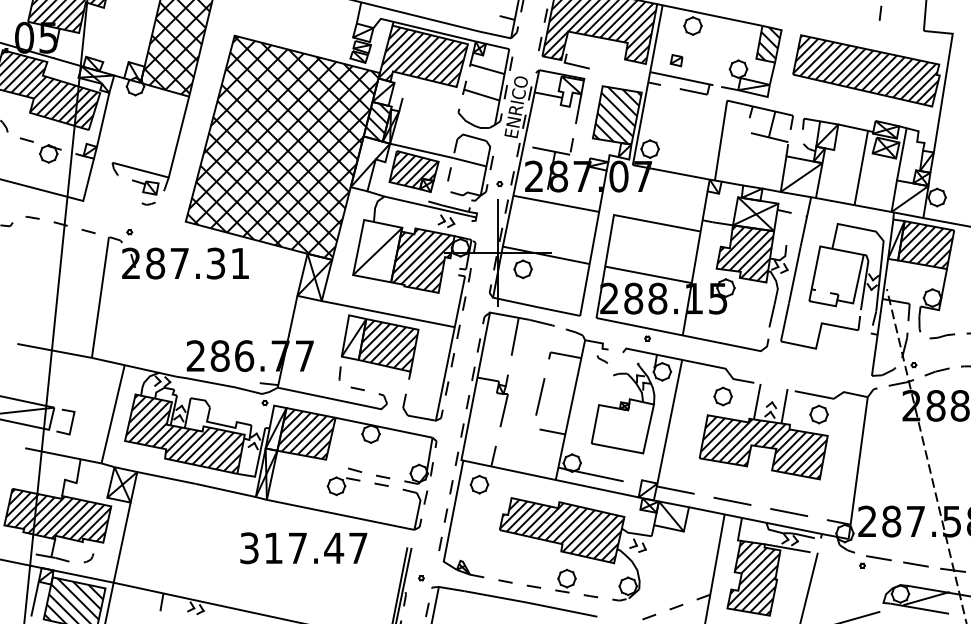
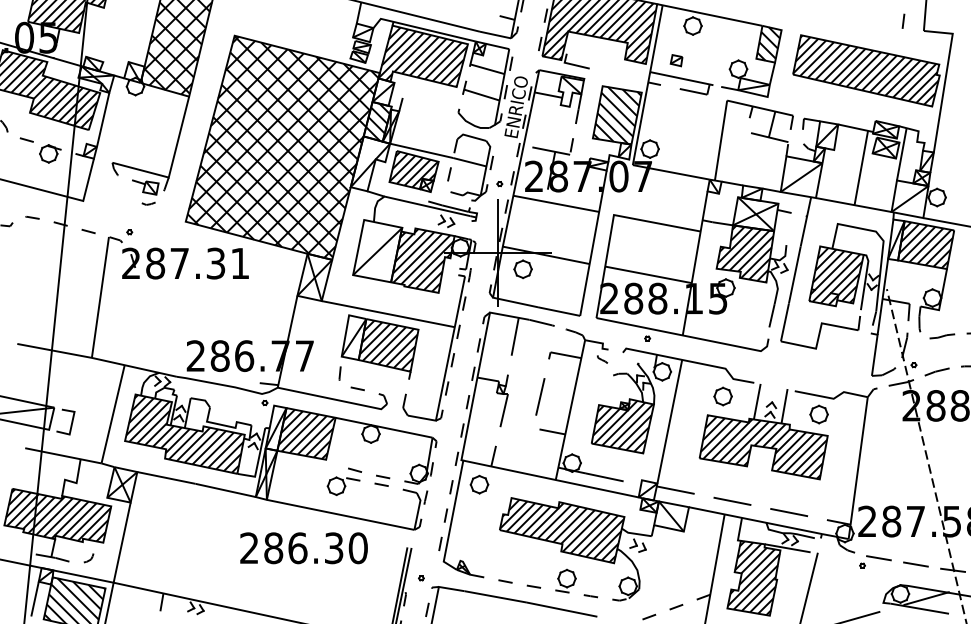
line position: (880, 12) -> (903, 20) (903, 20)
hatch: none -> present (836, 275)
hatch: none -> present (623, 426)
text: 317.47 -> 286.30 (303, 548)
